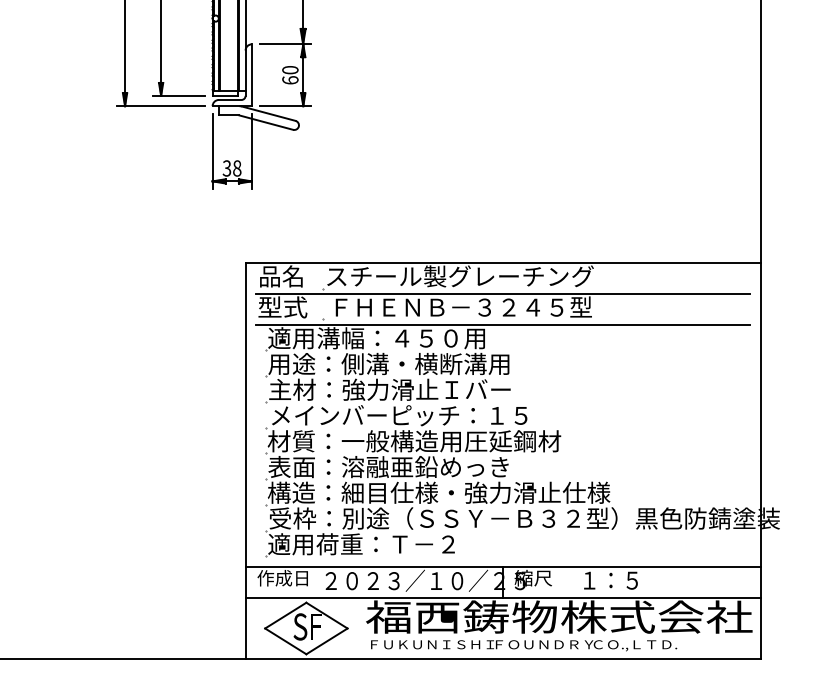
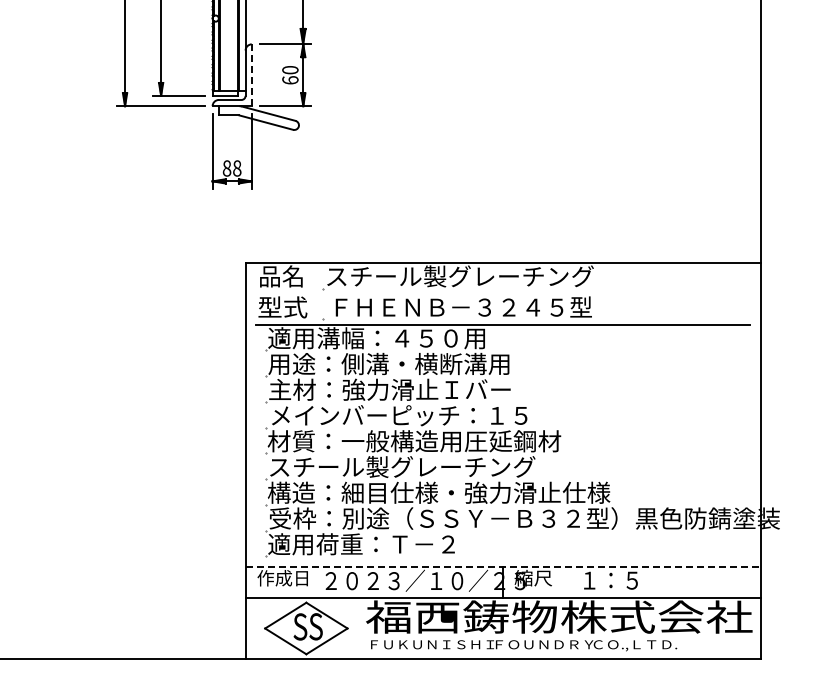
line: solid -> dashed (251, 75)
text: 38 -> 88 (226, 168)
line: present -> none (502, 293)
text: 表面：溶融亜鉛めっき -> スチール製グレーチング (401, 467)
line: solid -> dashed (503, 566)
text: F -> S (315, 626)
